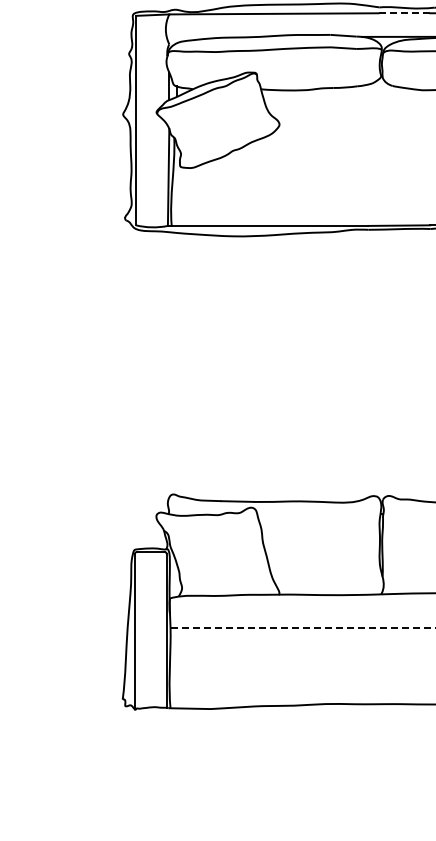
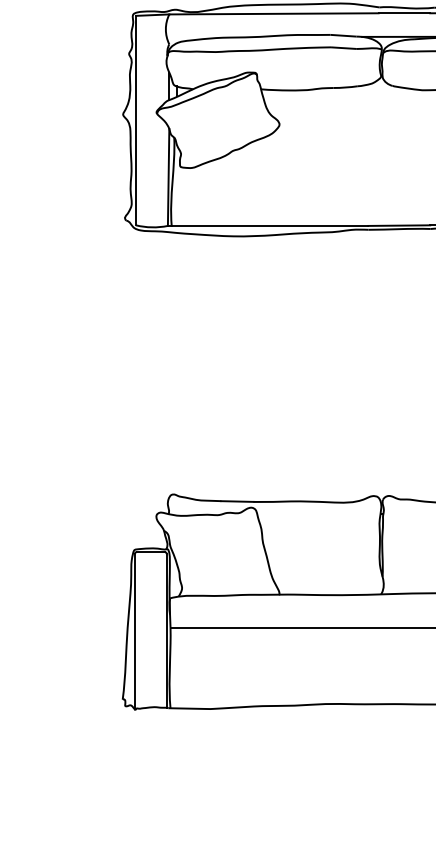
line: dashed -> solid (404, 13)
line: dashed -> solid (303, 627)
